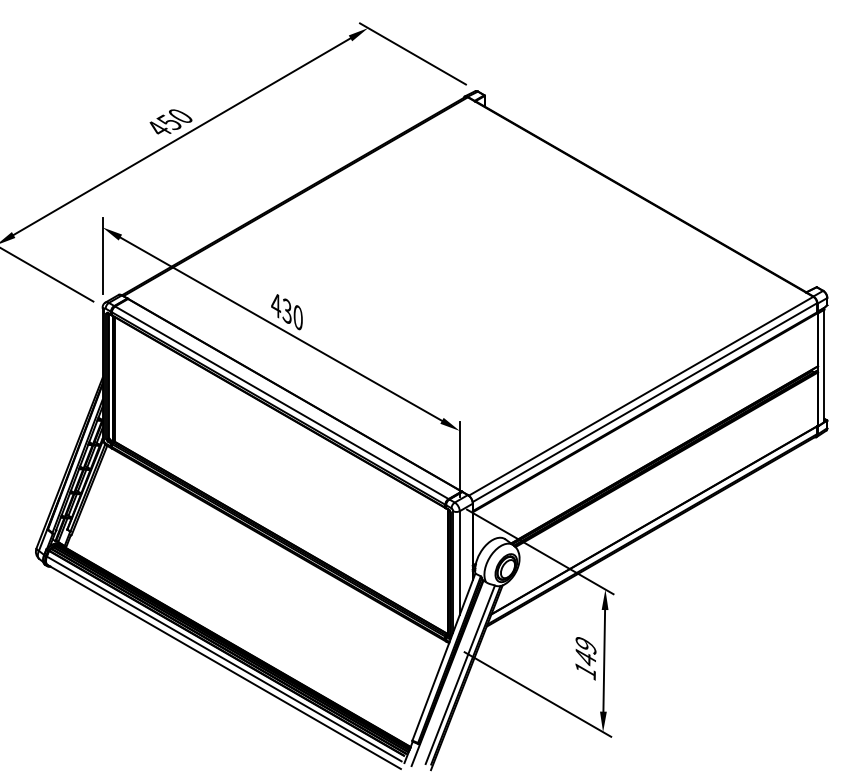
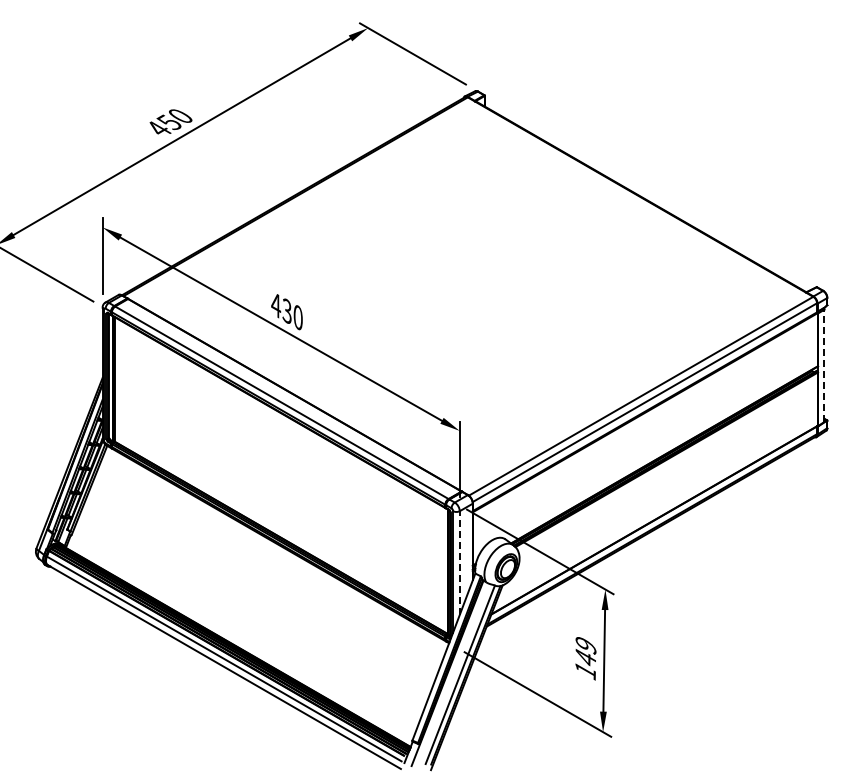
line: solid -> dashed (824, 365)
line: solid -> dashed (459, 563)
